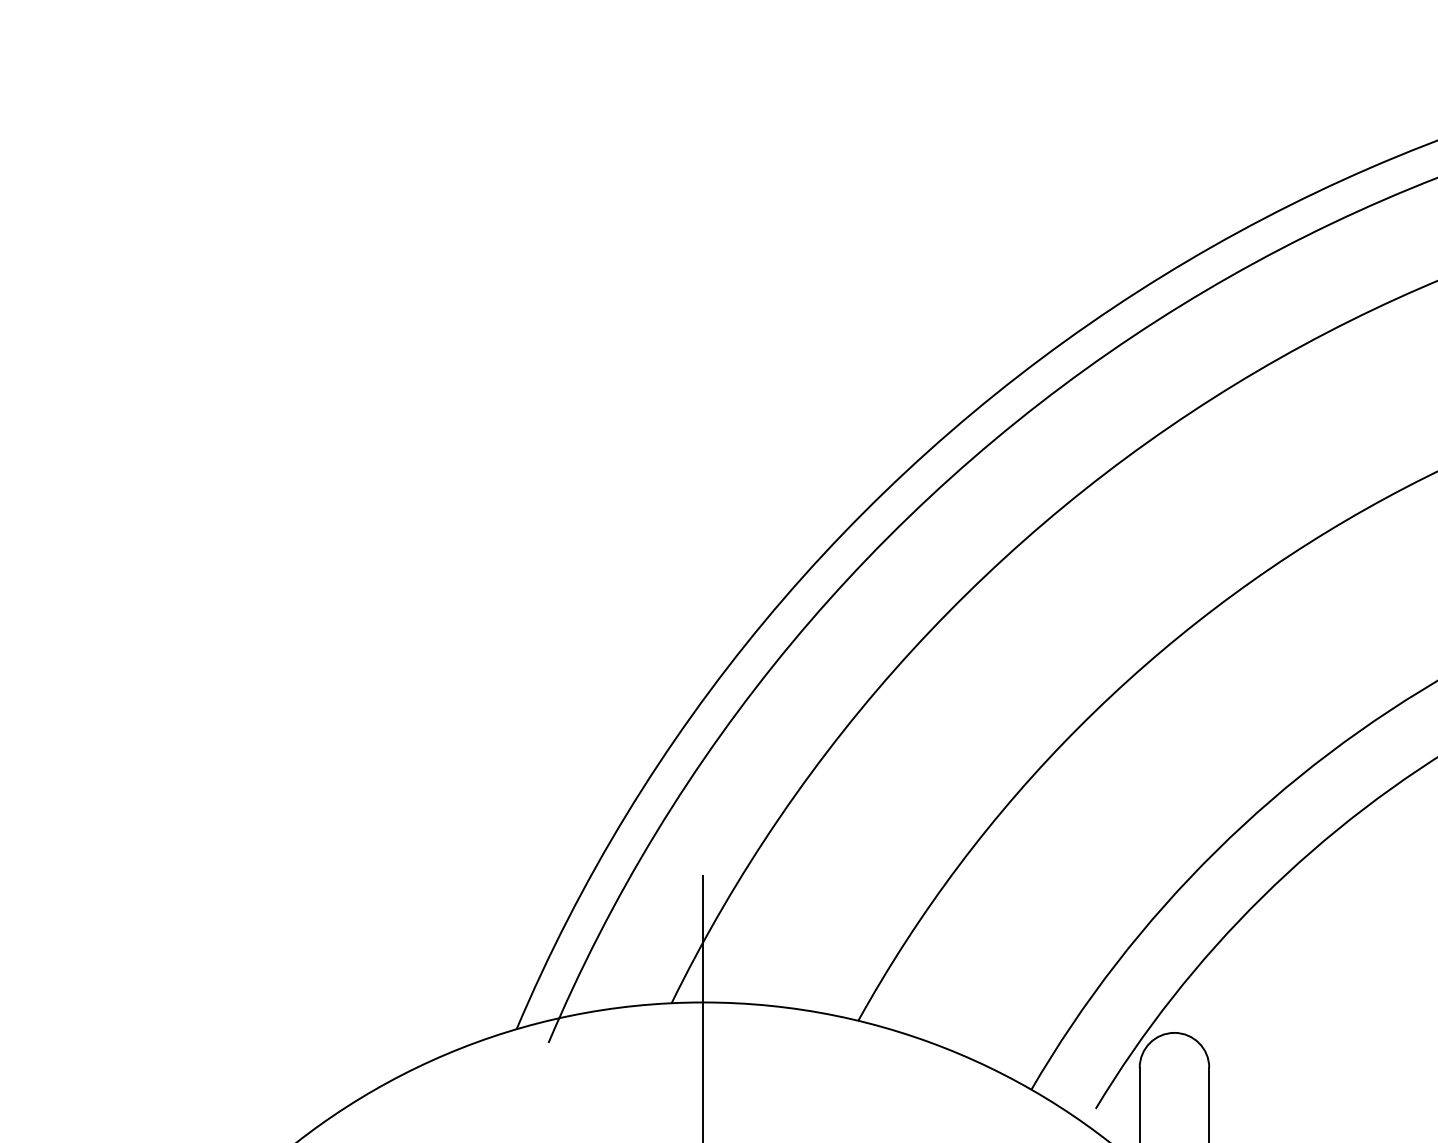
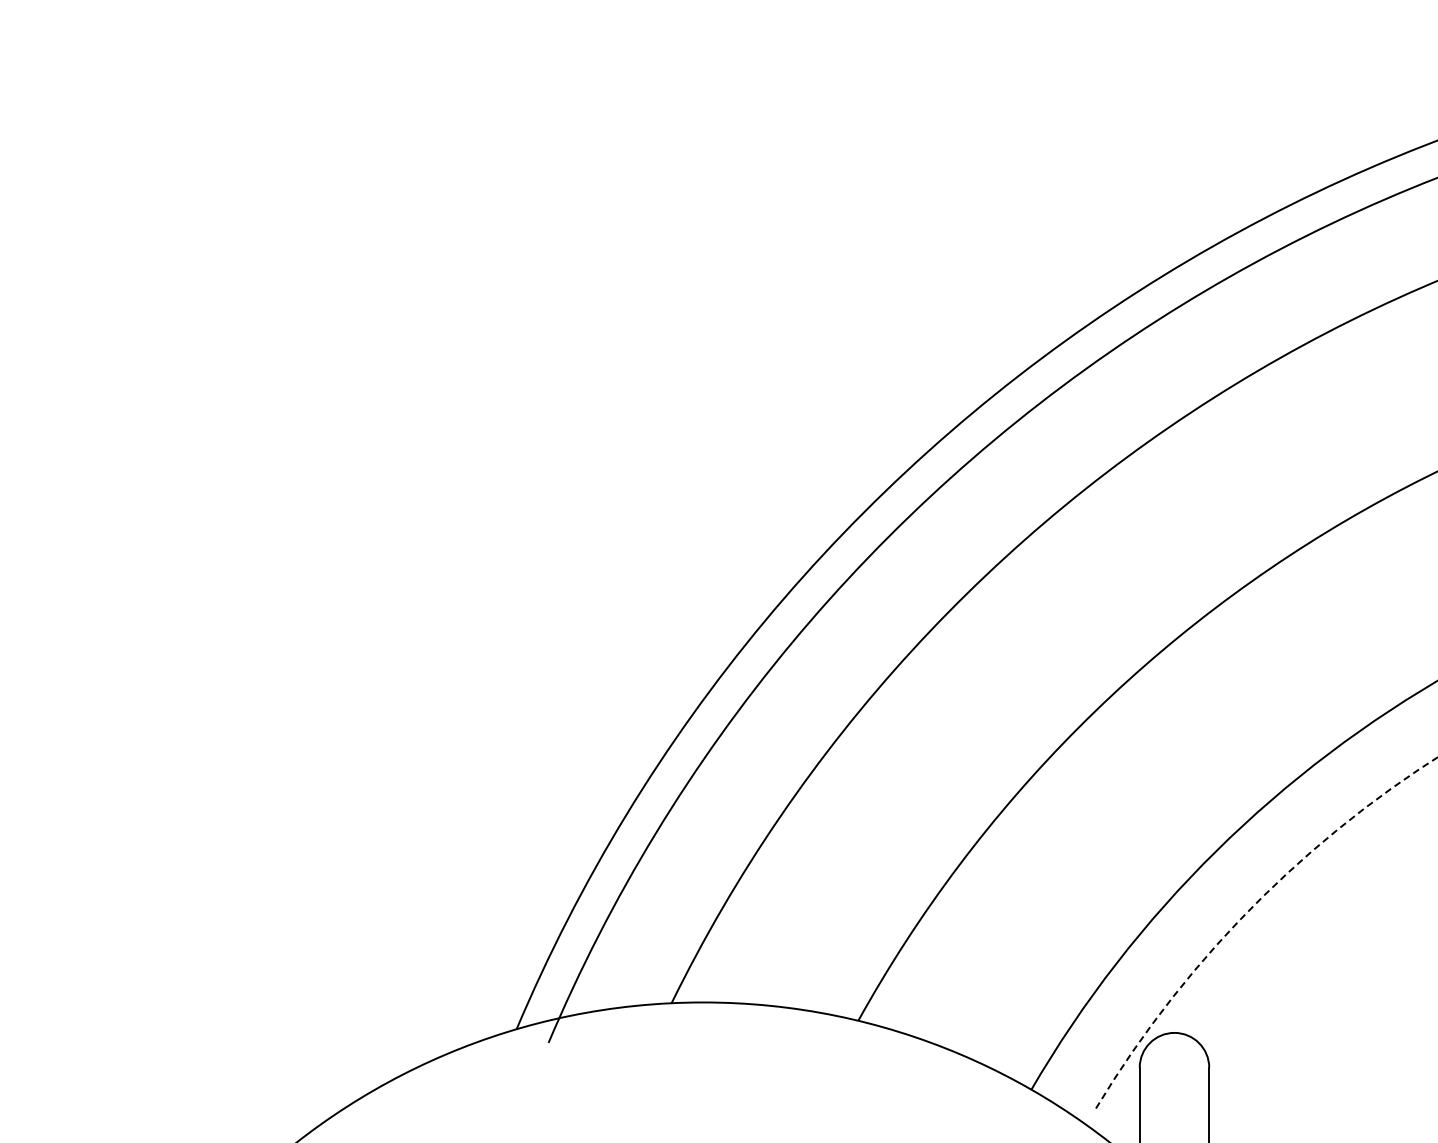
arc: solid -> dashed (1245, 914)
line: present -> none (703, 1007)
